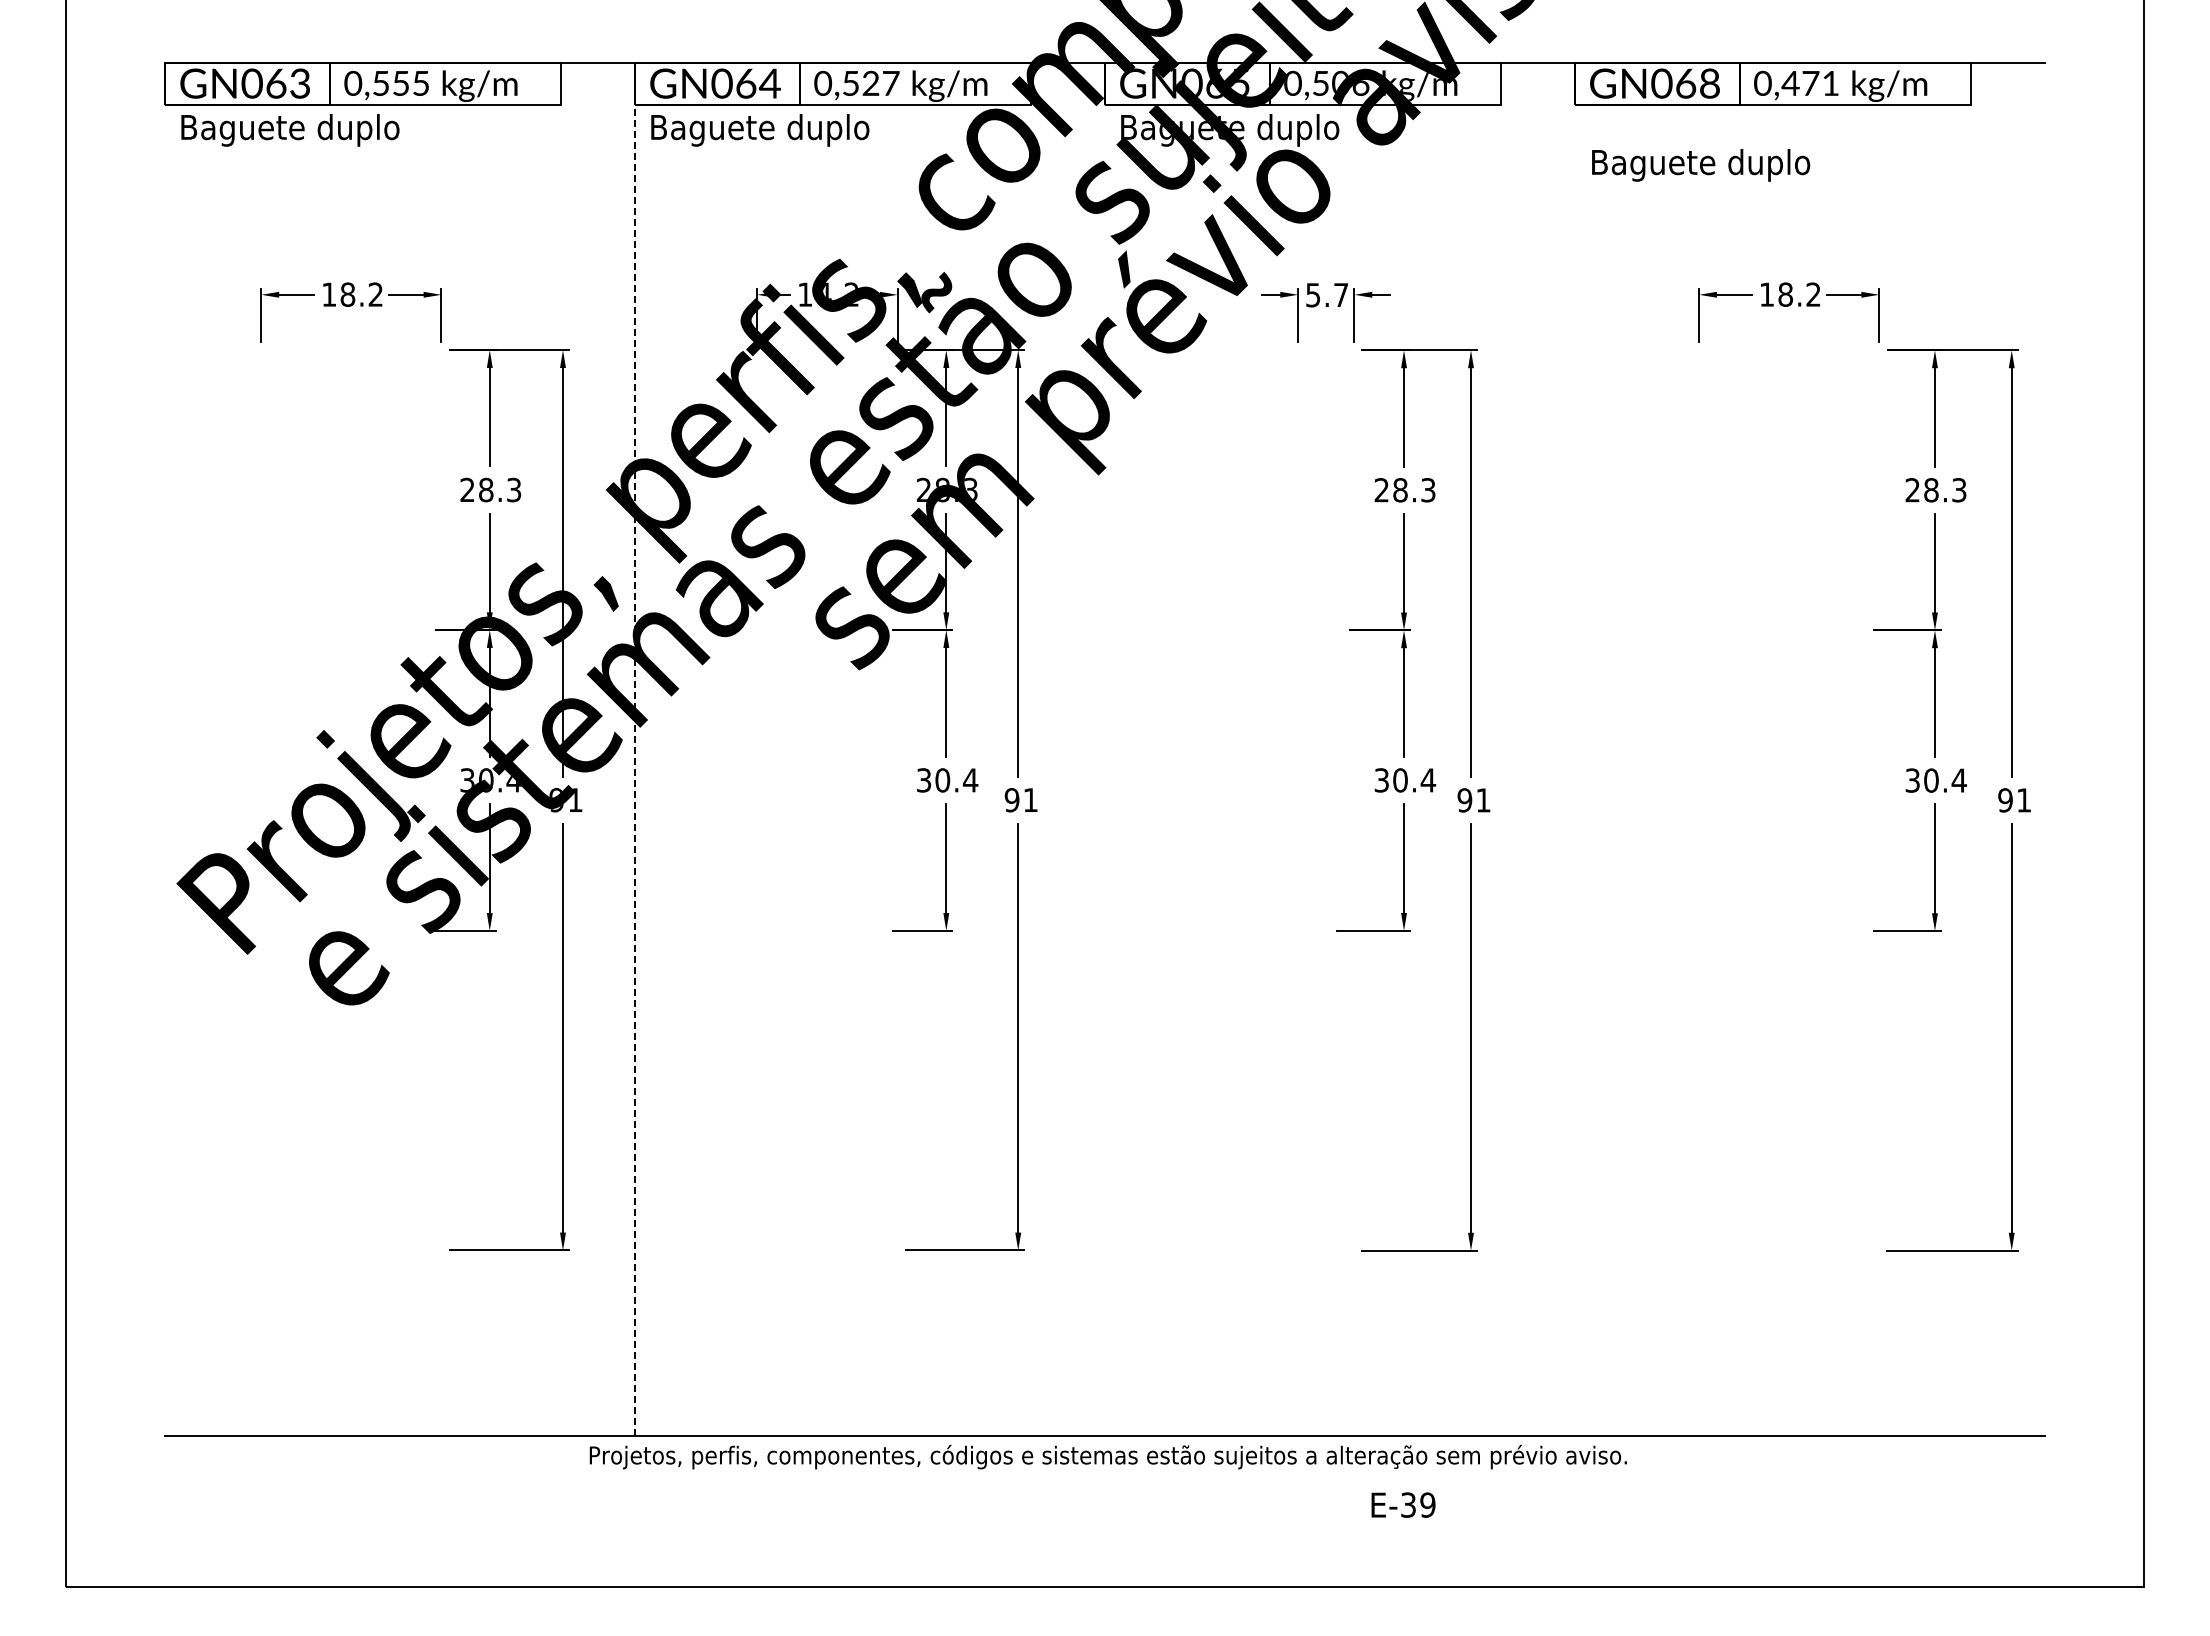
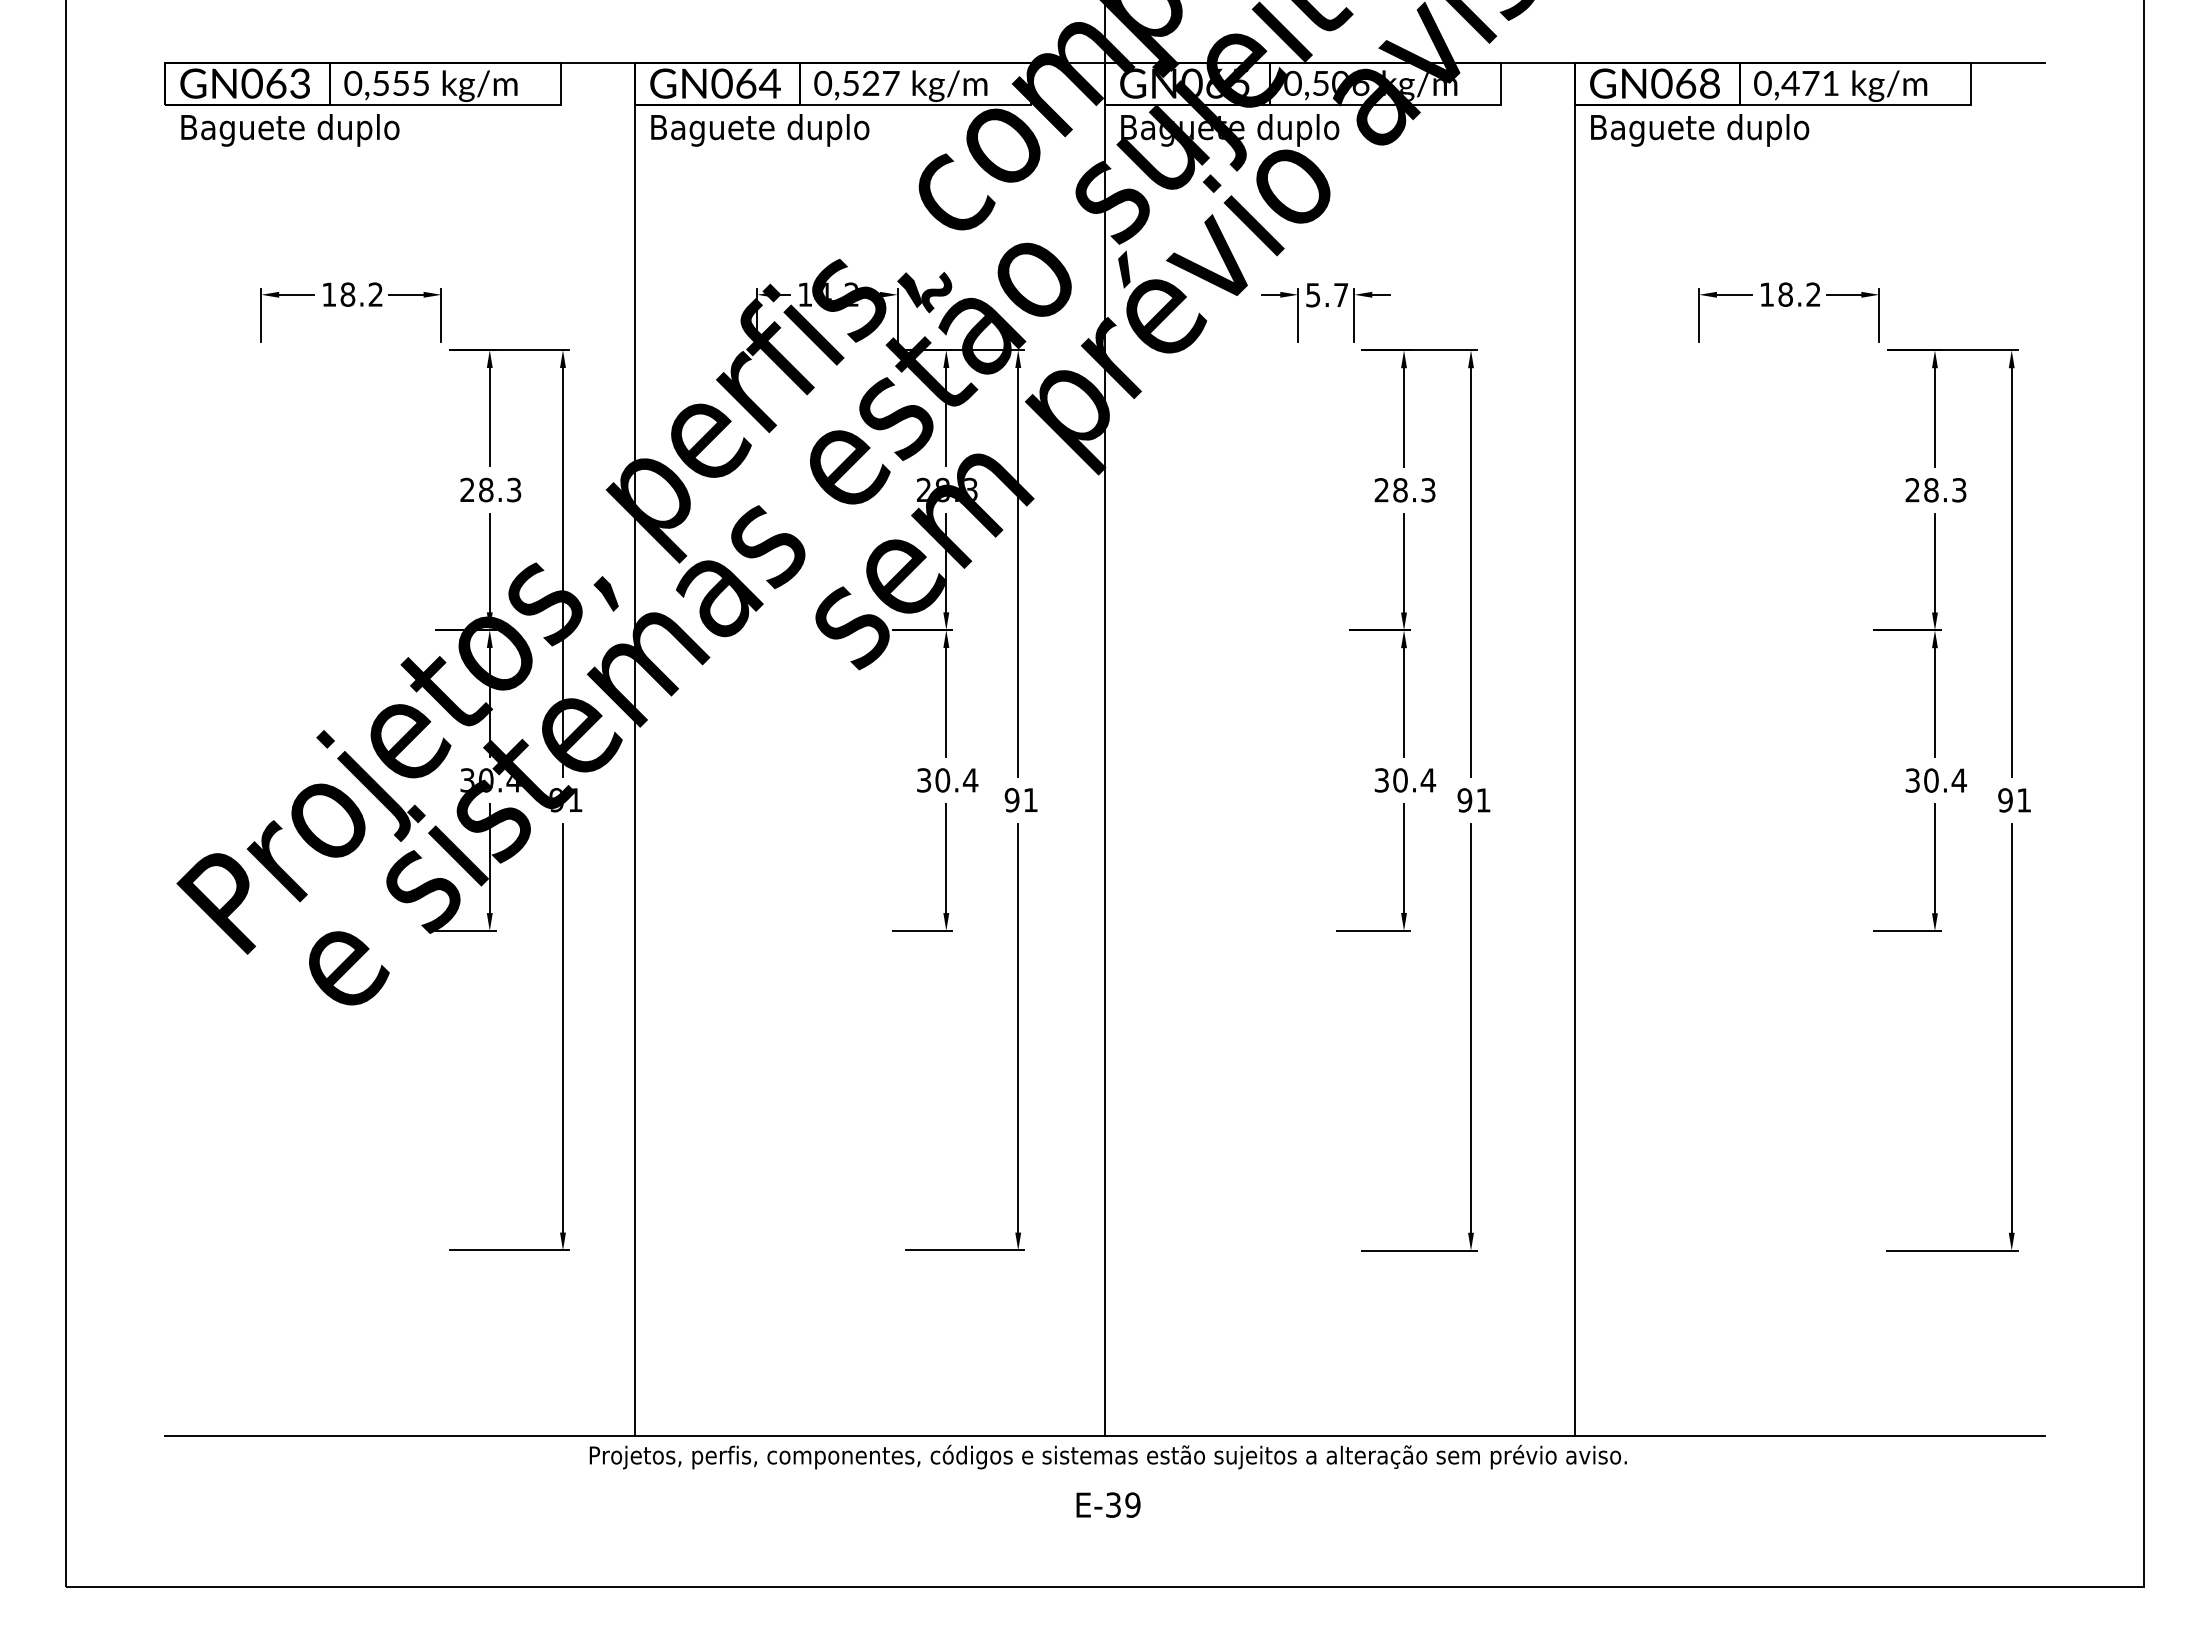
text position: (1701, 165) -> (1700, 130) (1700, 130)
line: none -> present (1104, 718)
line: dashed -> solid (635, 749)
line: none -> present (1574, 749)
text position: (1403, 1504) -> (1108, 1504) (1108, 1504)
